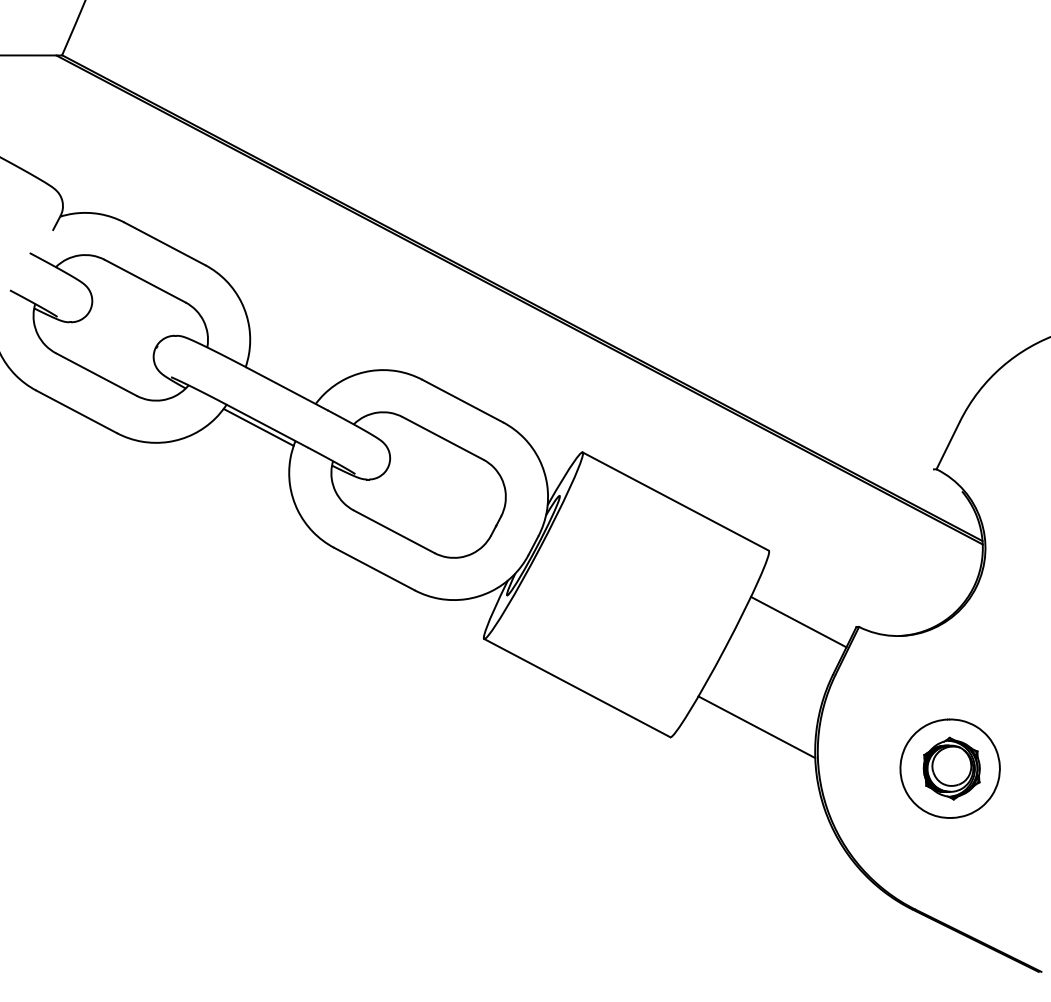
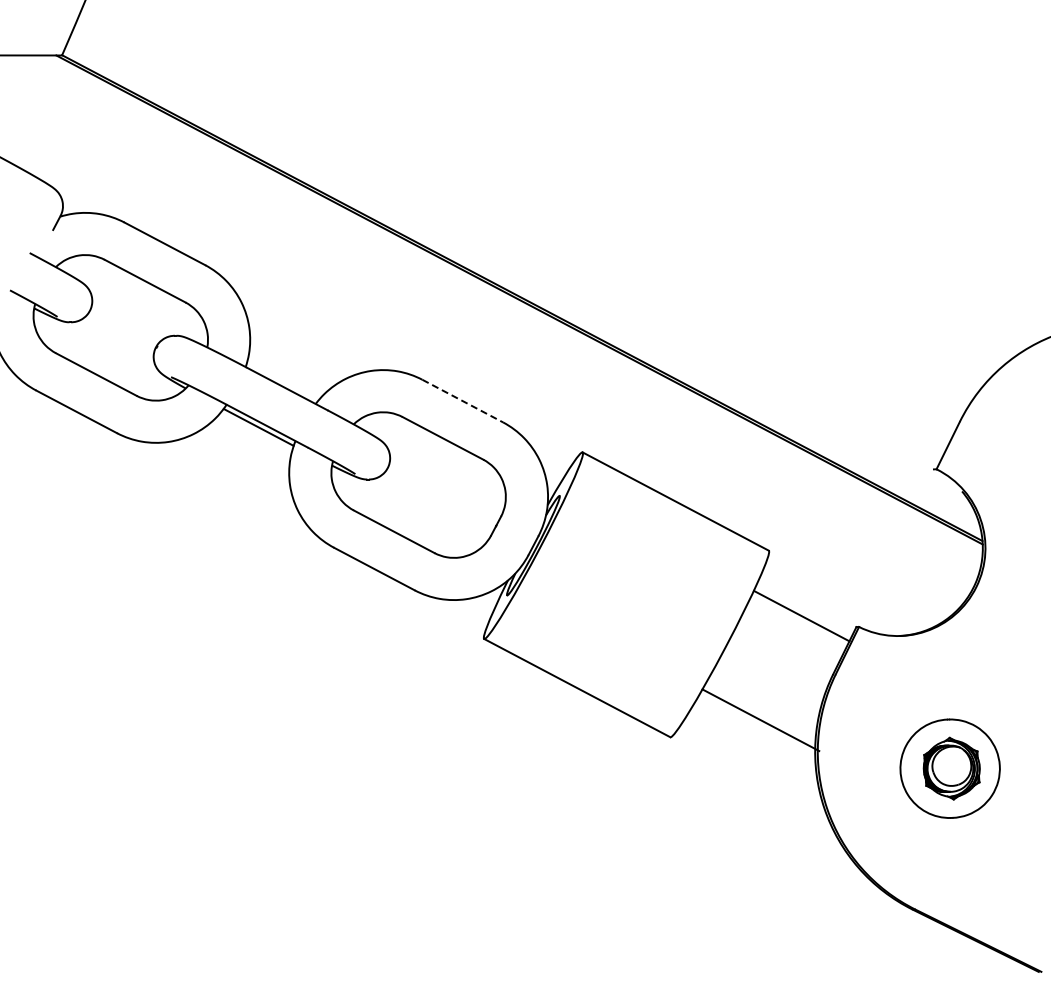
line: solid -> dashed (462, 401)
line position: (798, 621) -> (801, 615) (801, 615)
line position: (756, 727) -> (760, 720) (760, 720)
